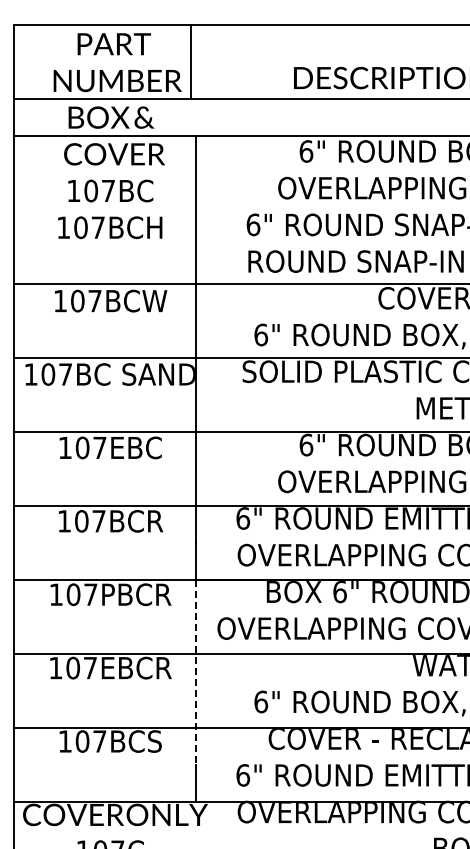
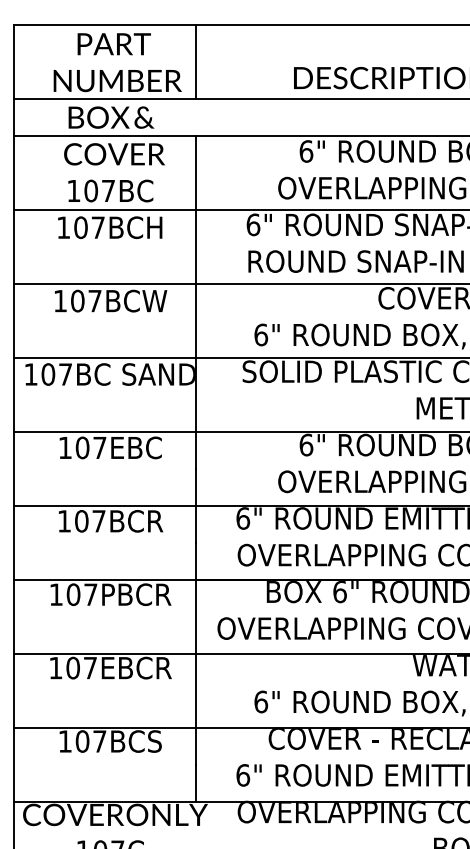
line position: (191, 62) -> (196, 62) (196, 62)
line: none -> present (239, 210)
line: dashed -> solid (196, 672)
